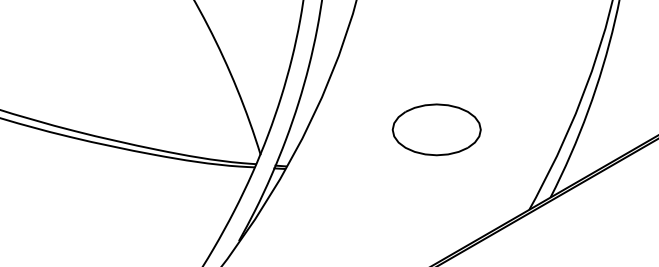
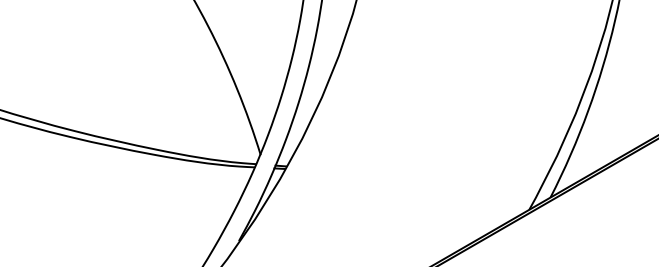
part: present -> none (436, 129)
